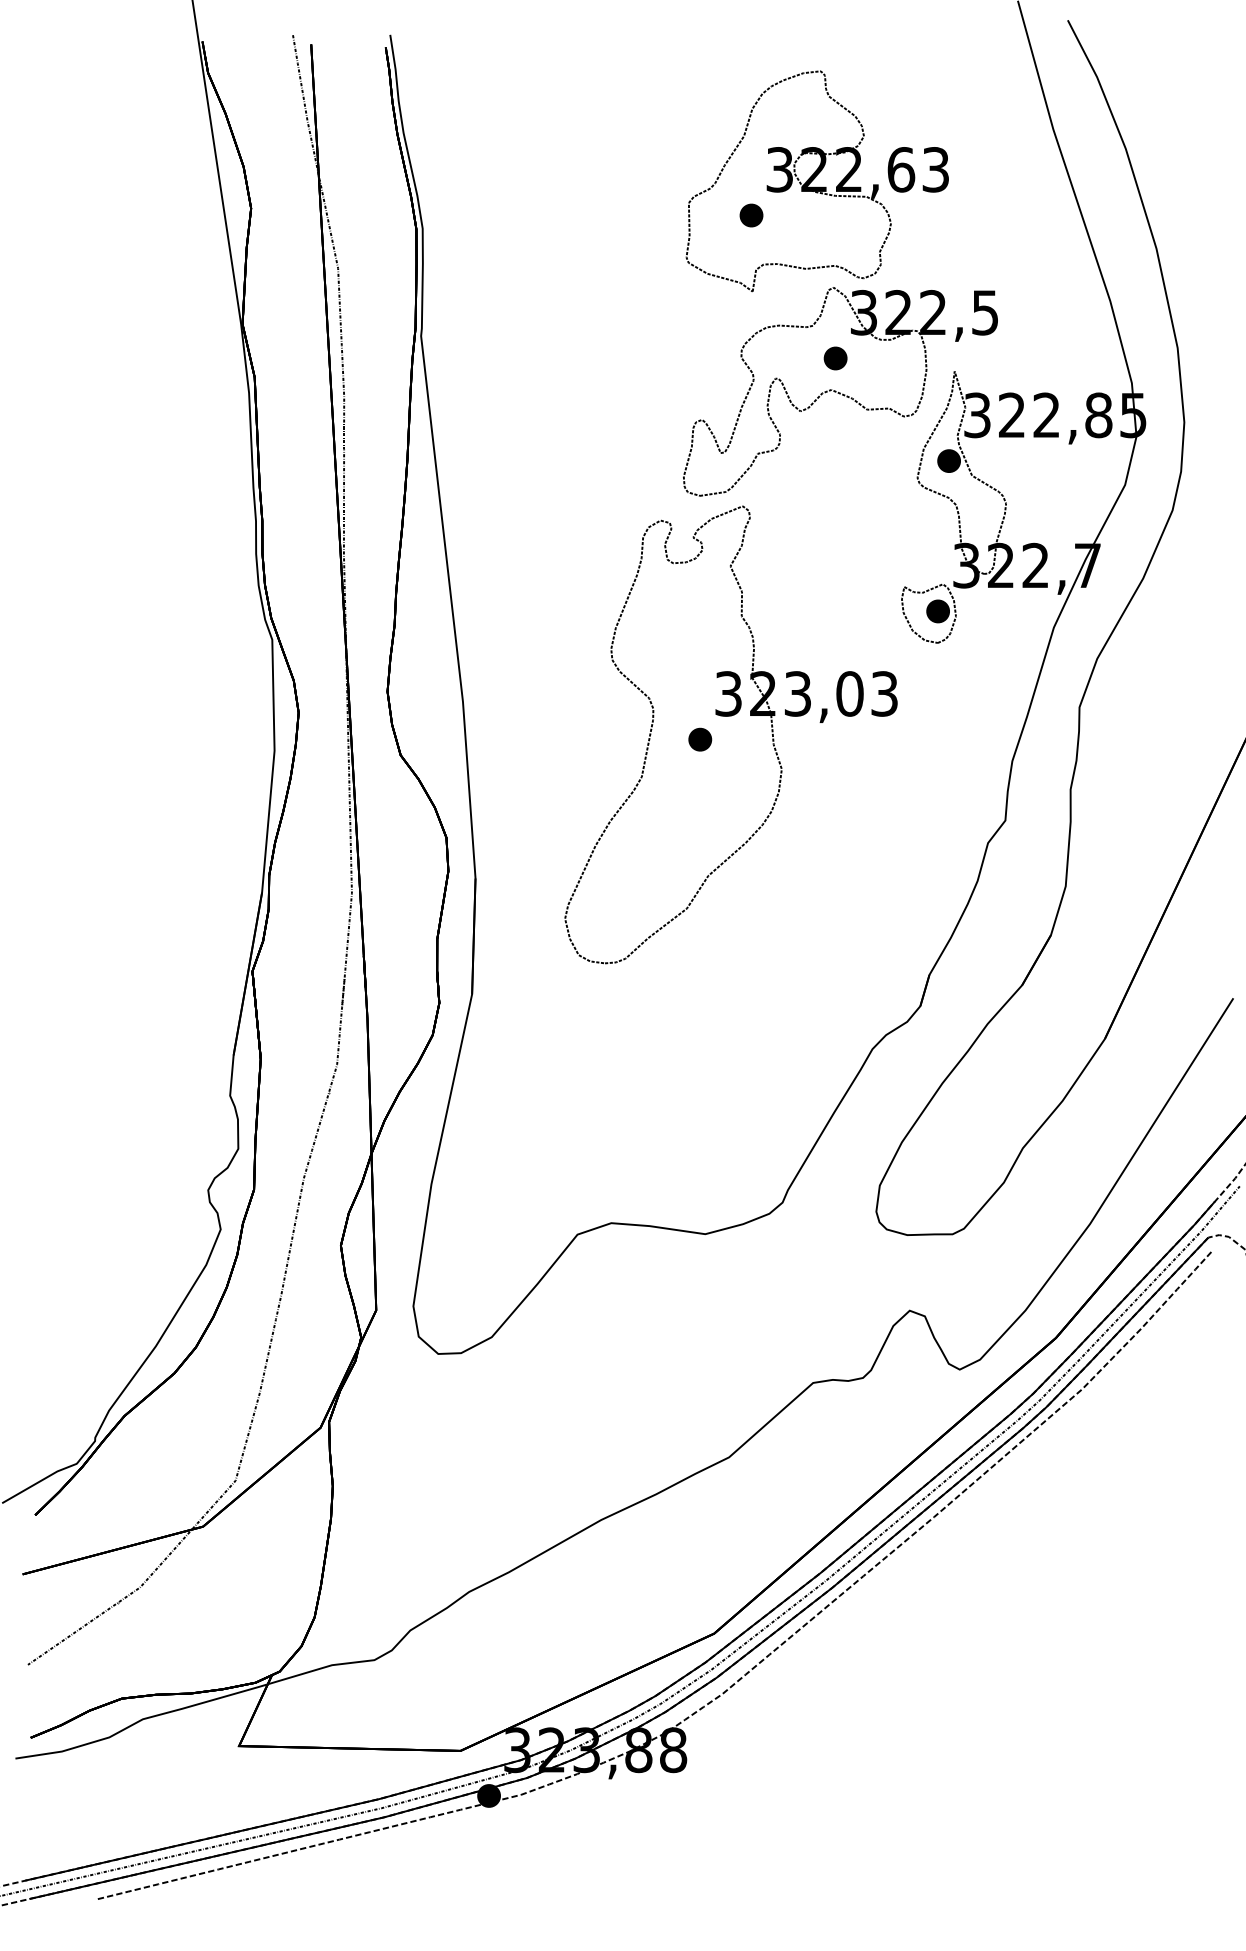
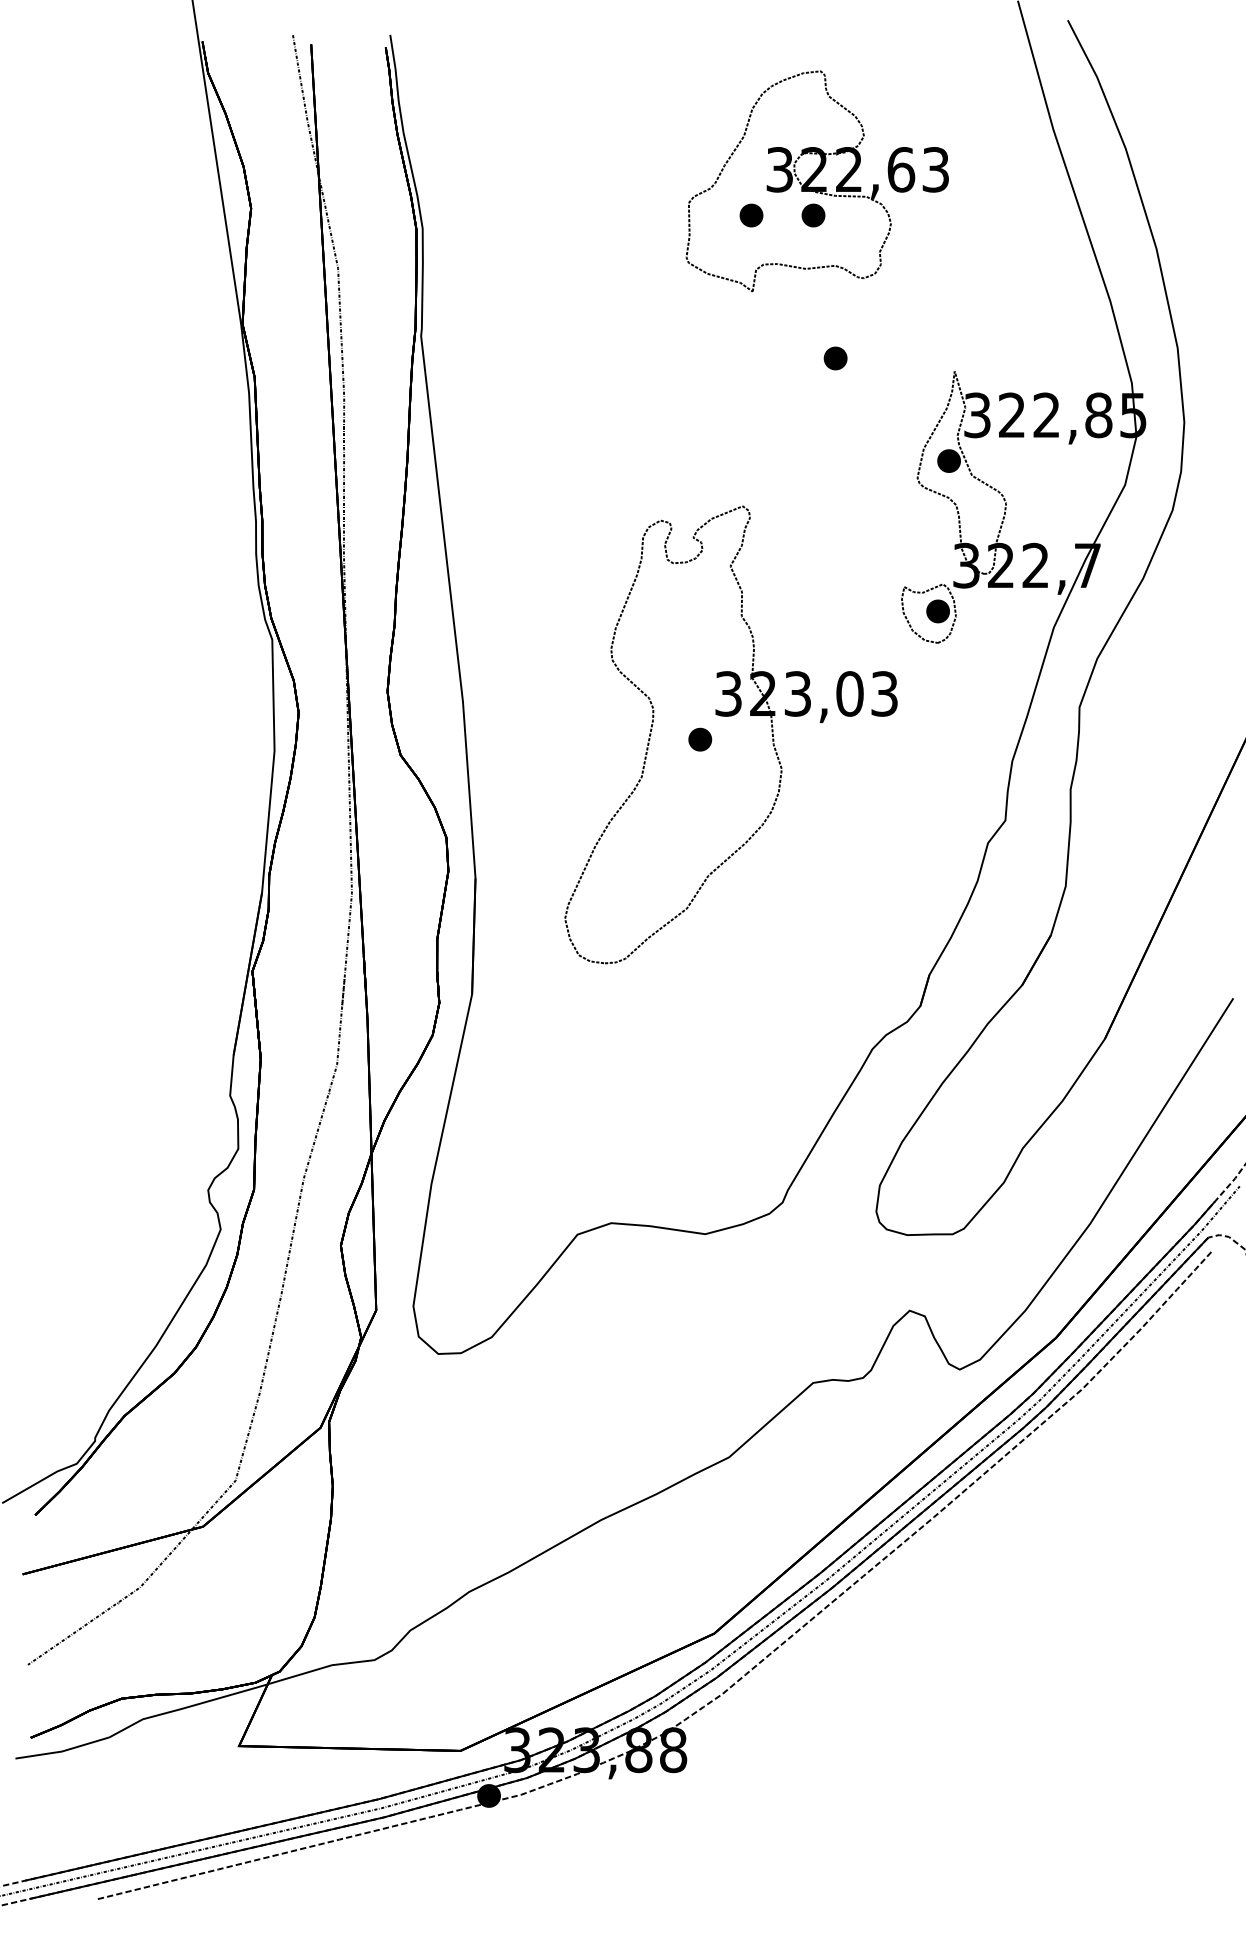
part: none -> present (813, 215)
part: present -> none (840, 391)
